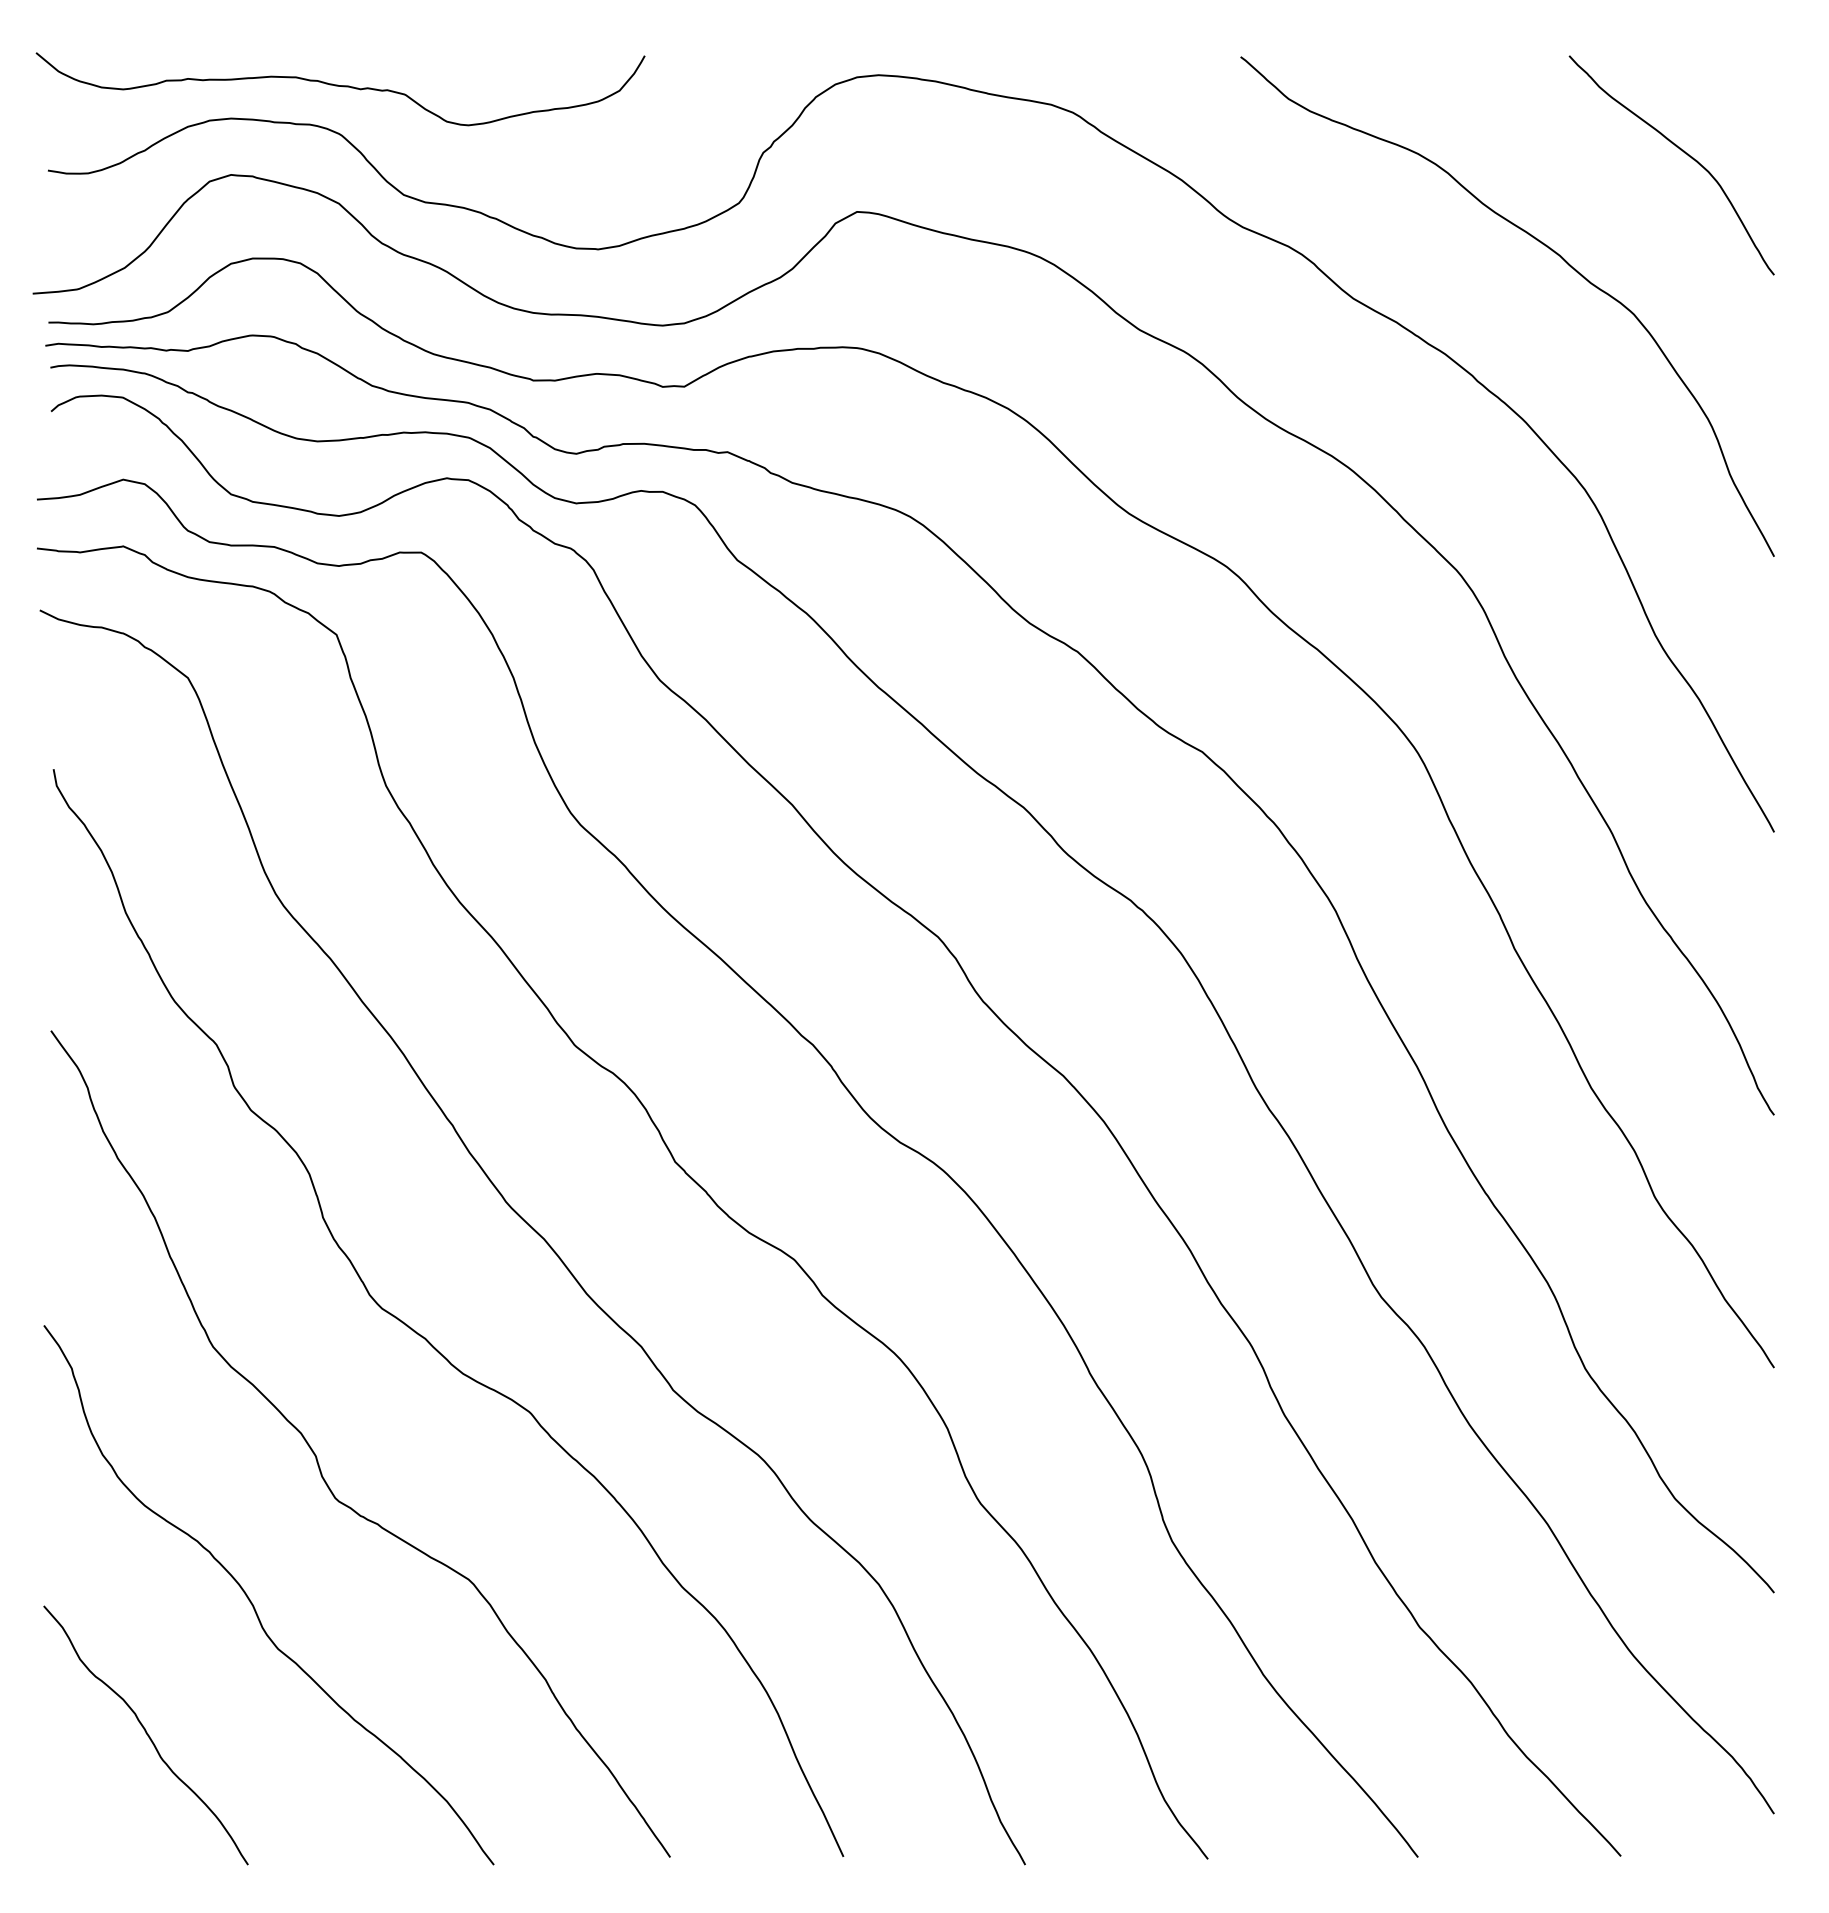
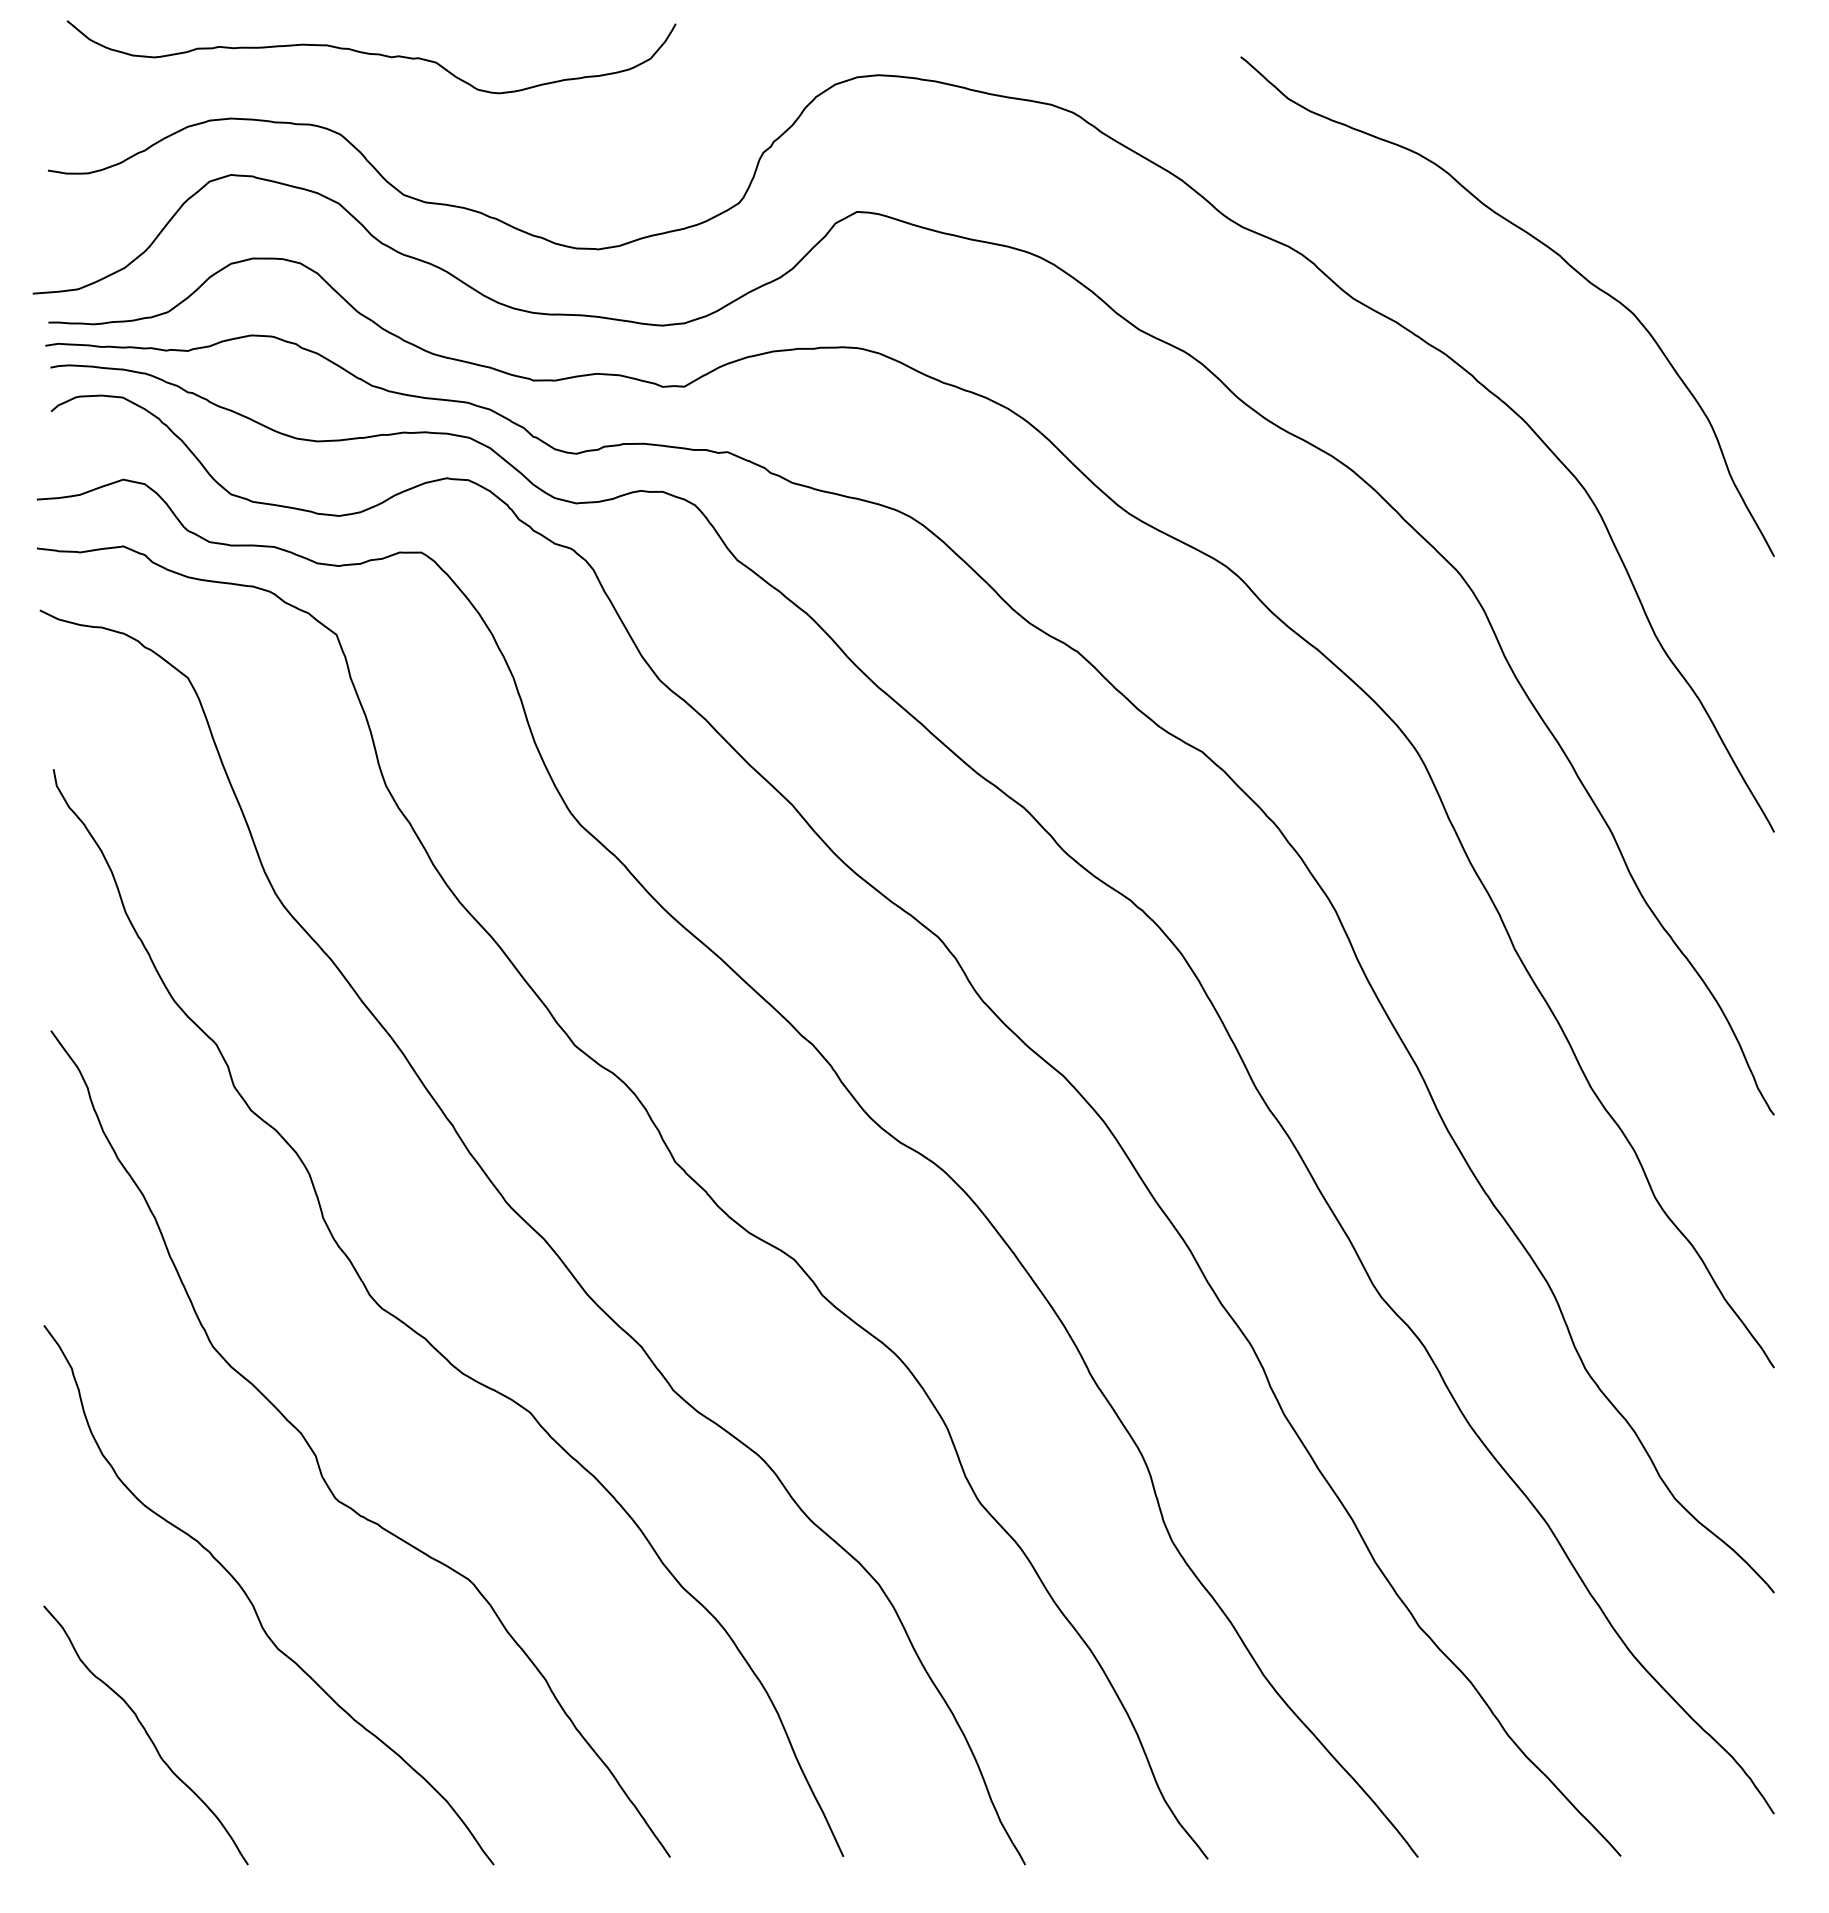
curve position: (340, 86) -> (371, 54) (371, 54)
curve: present -> none (1680, 150)
